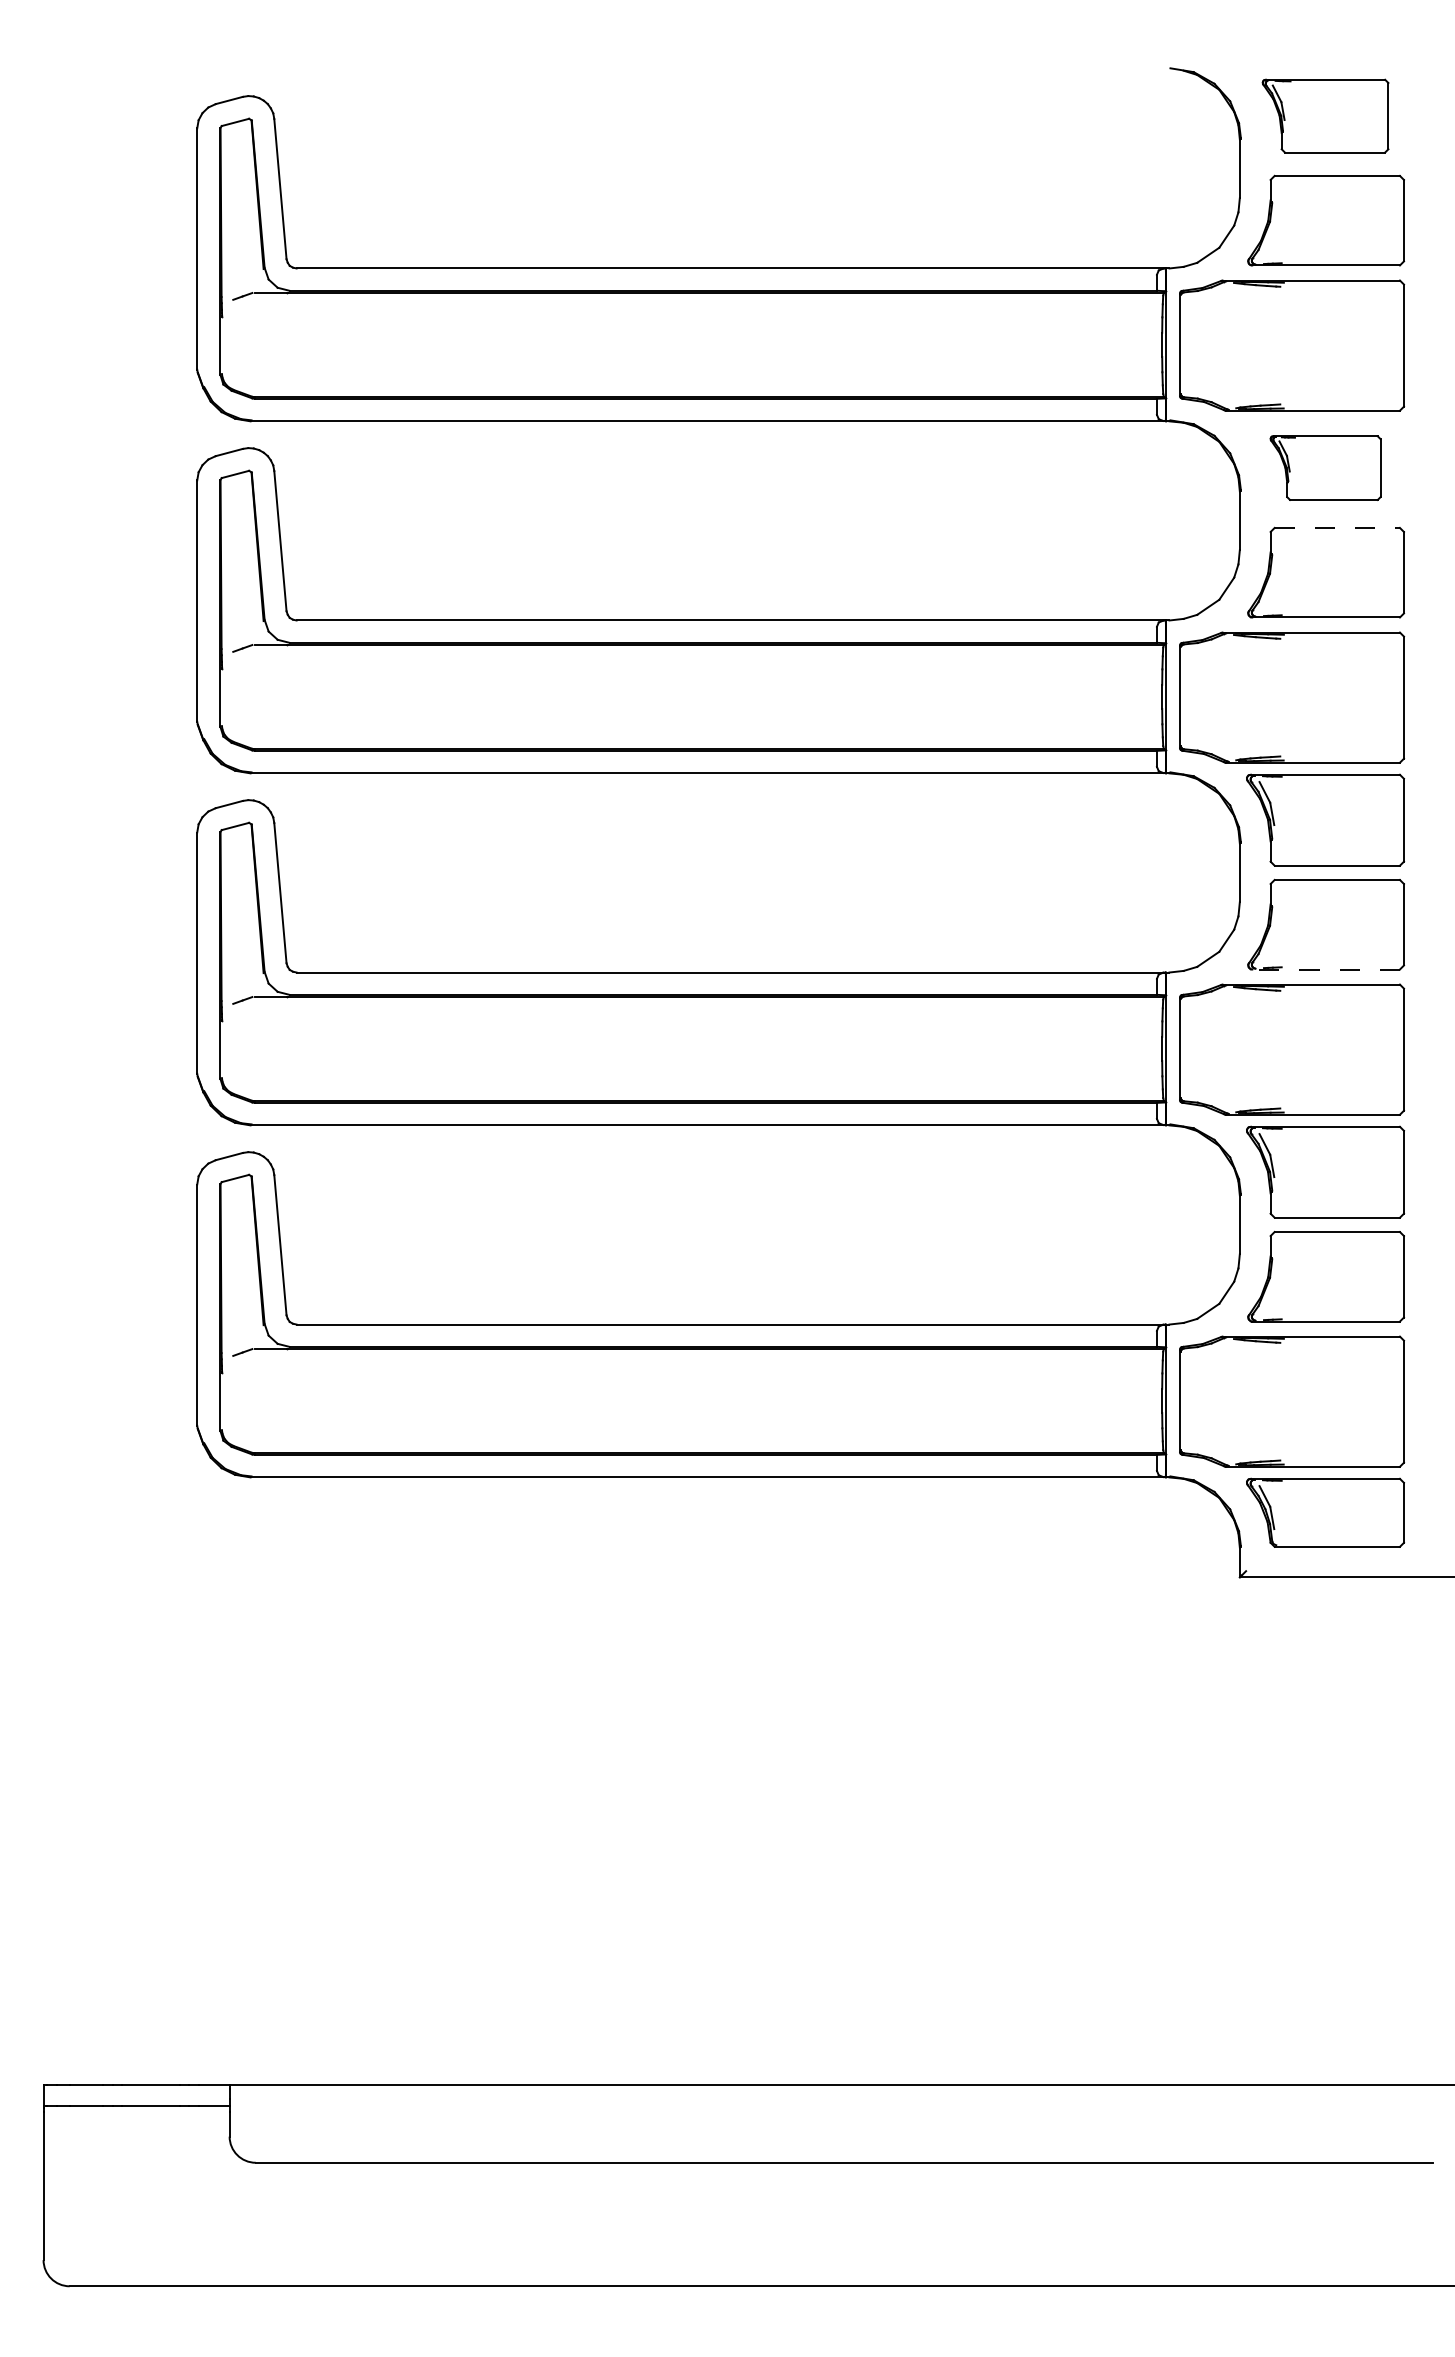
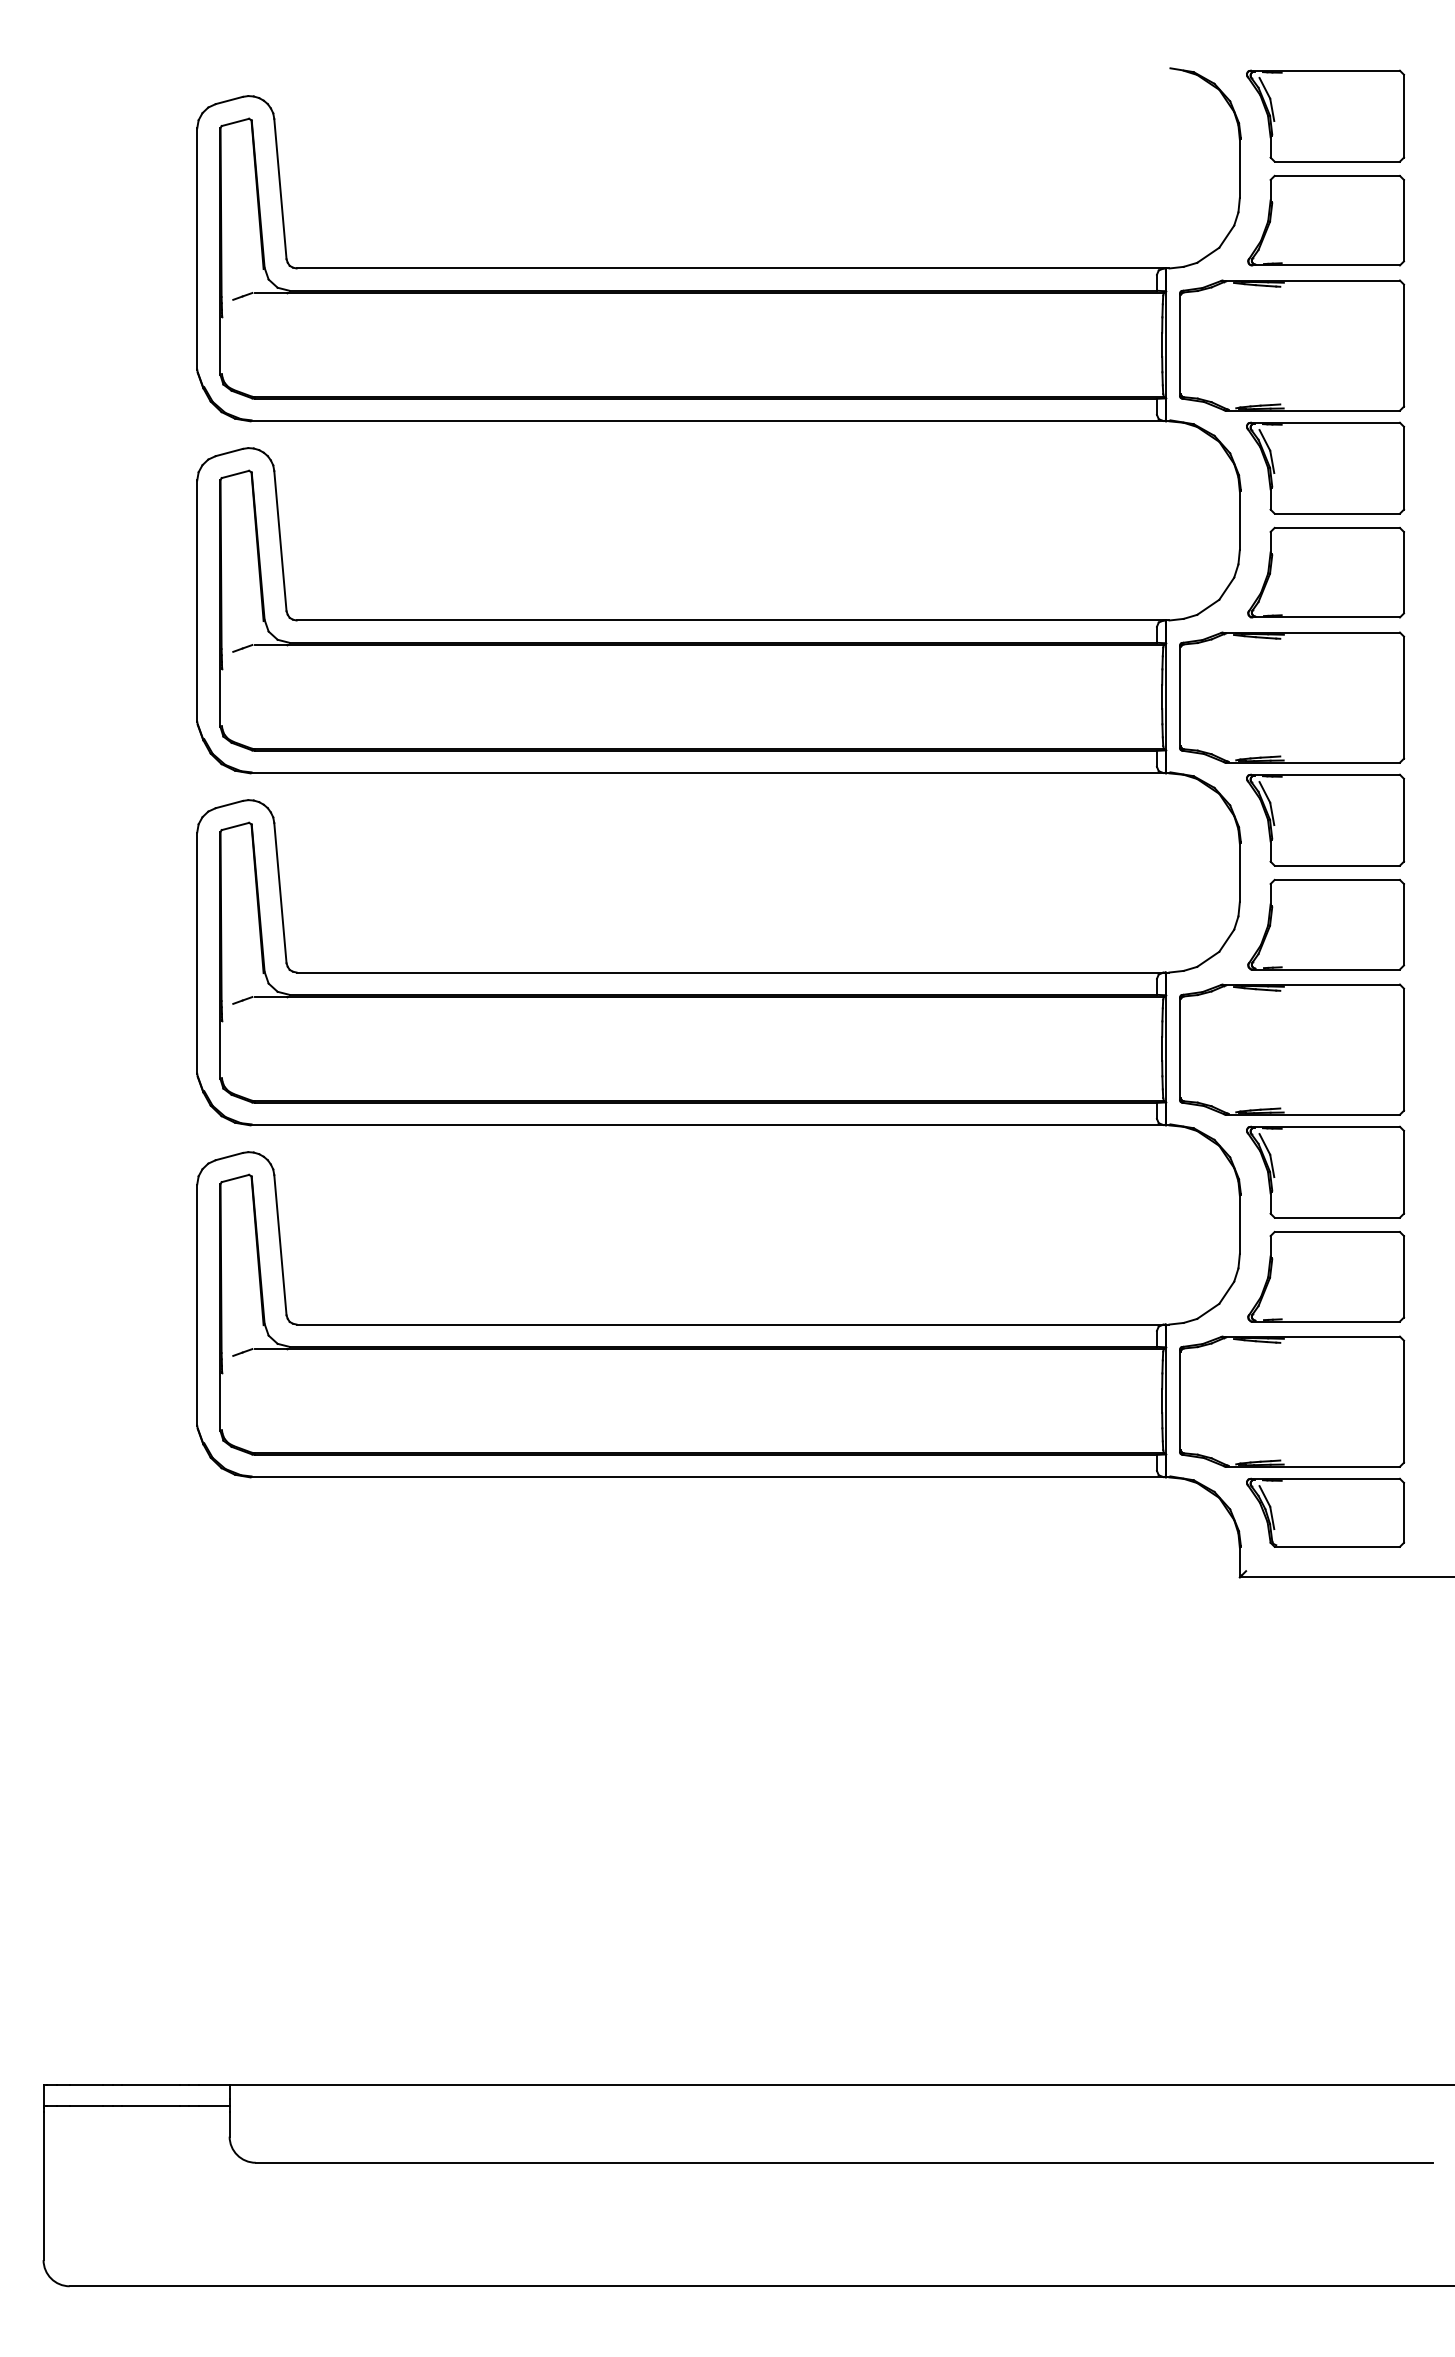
part size: 129x76 px -> 160x94 px (1325, 115)
part size: 113x66 px -> 160x94 px (1325, 467)
line: dashed -> solid (1337, 527)
line: dashed -> solid (1326, 969)
